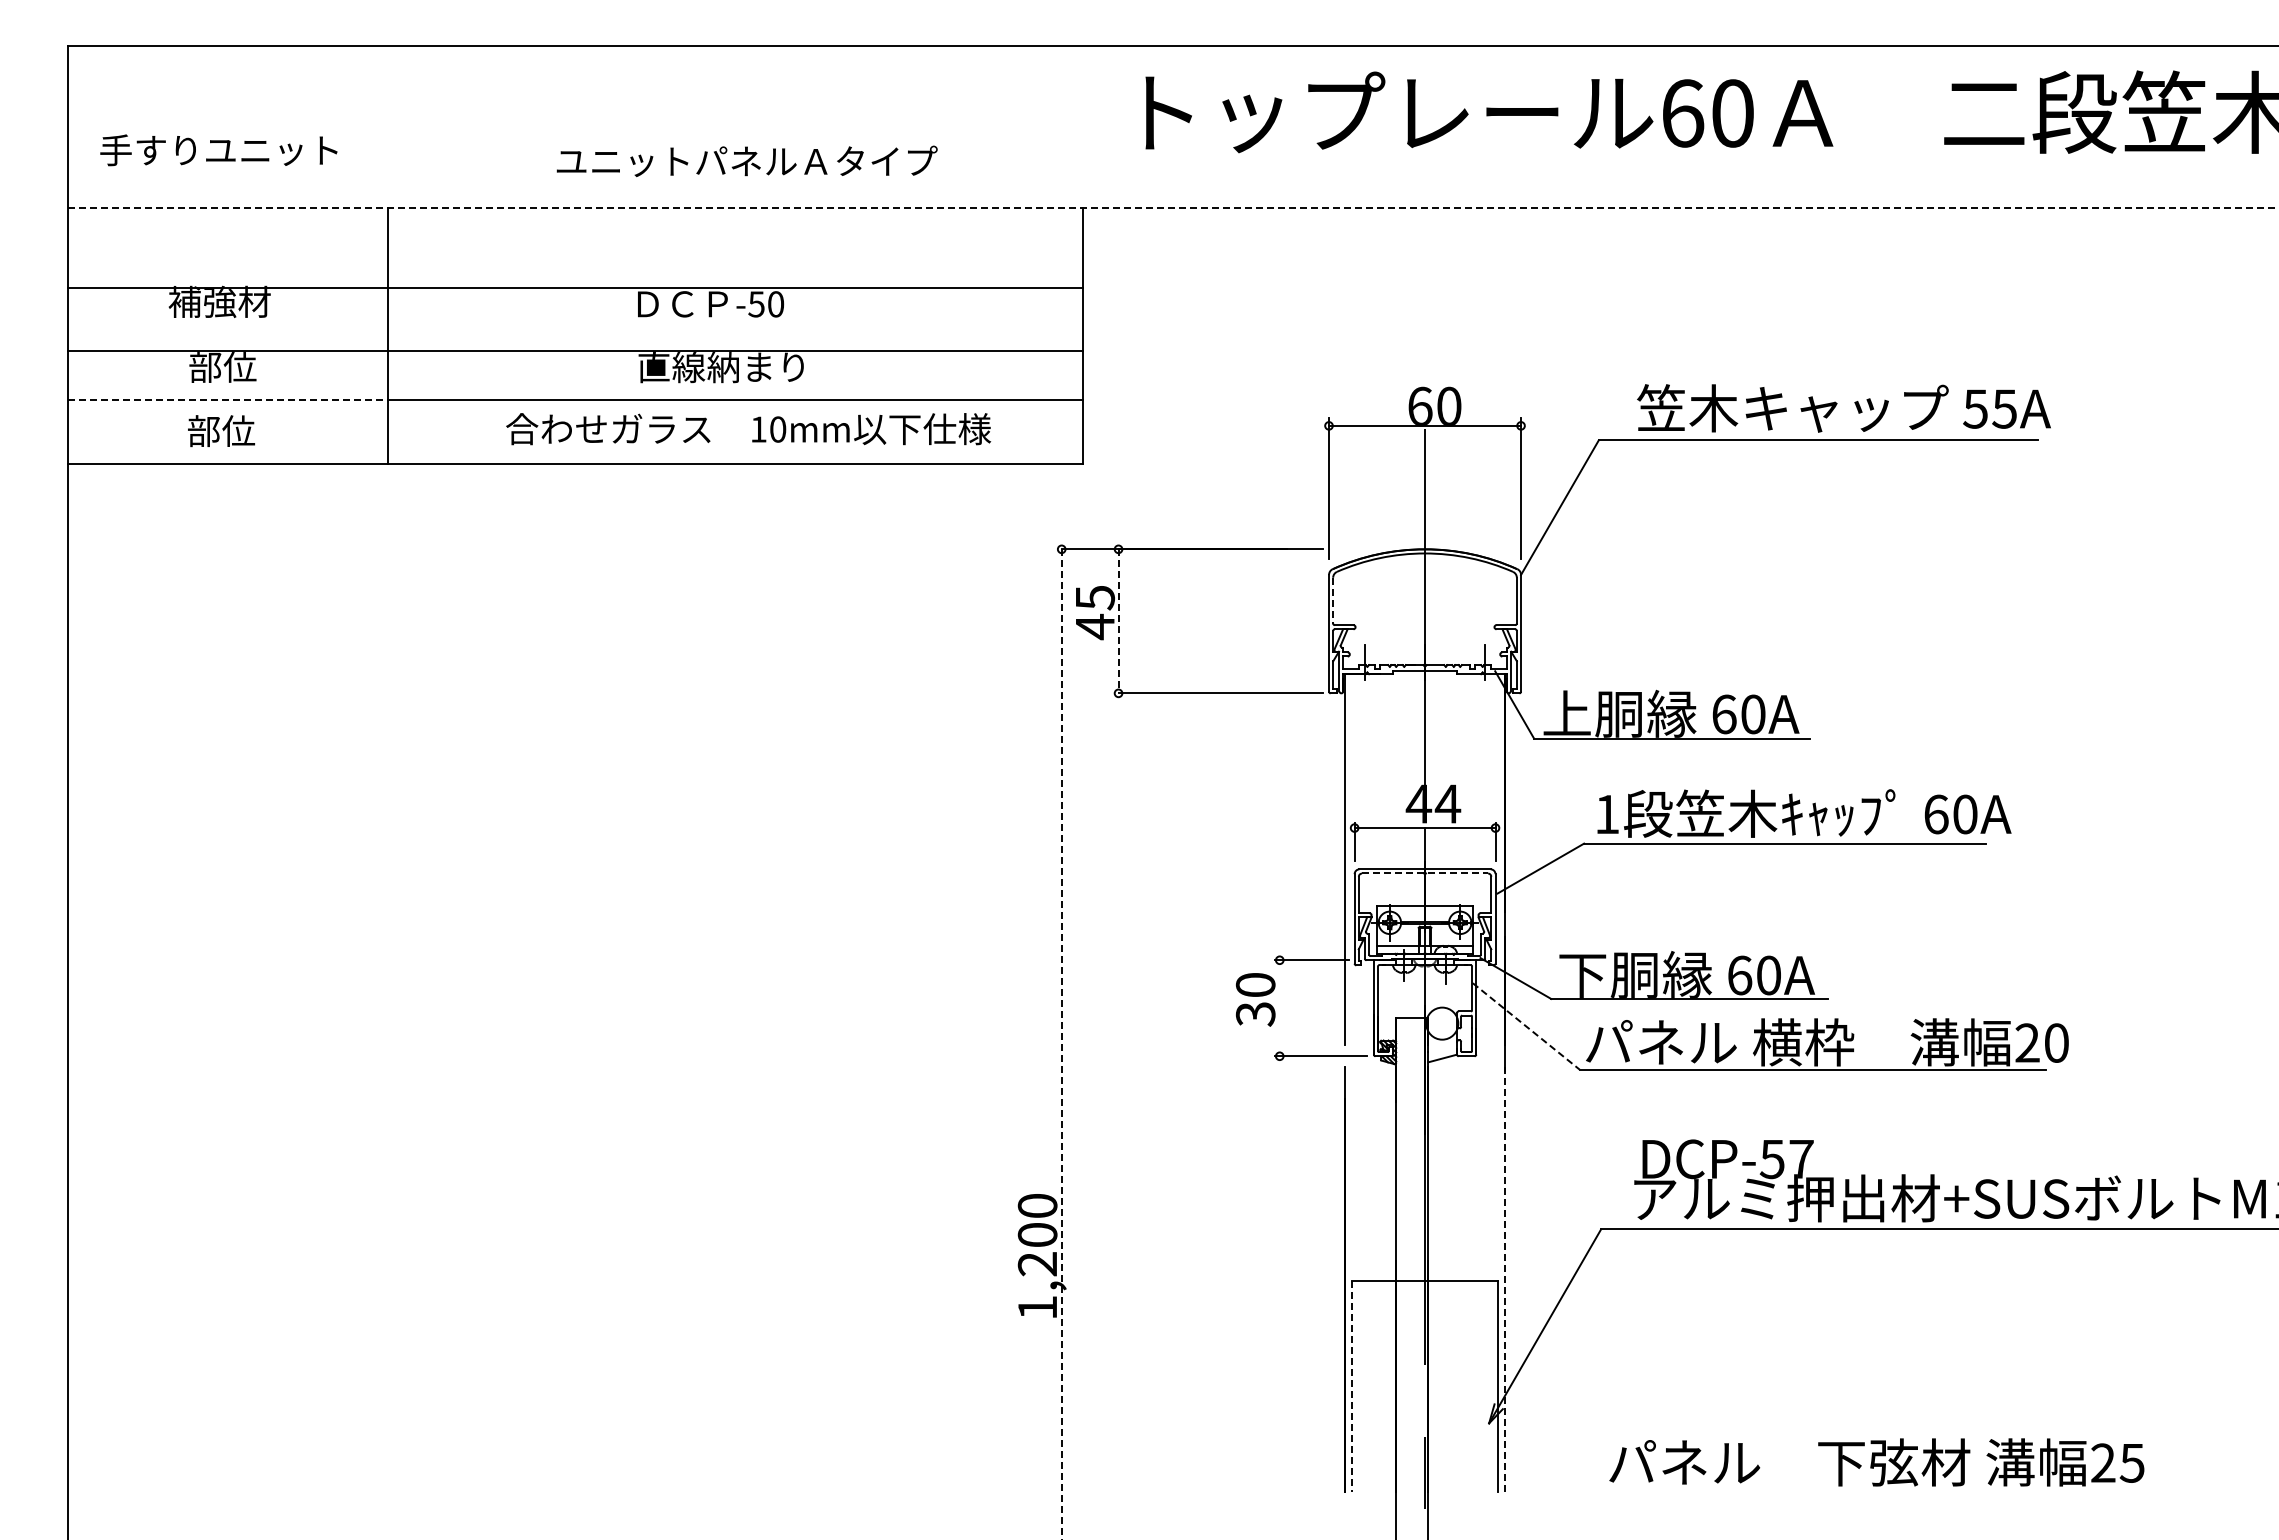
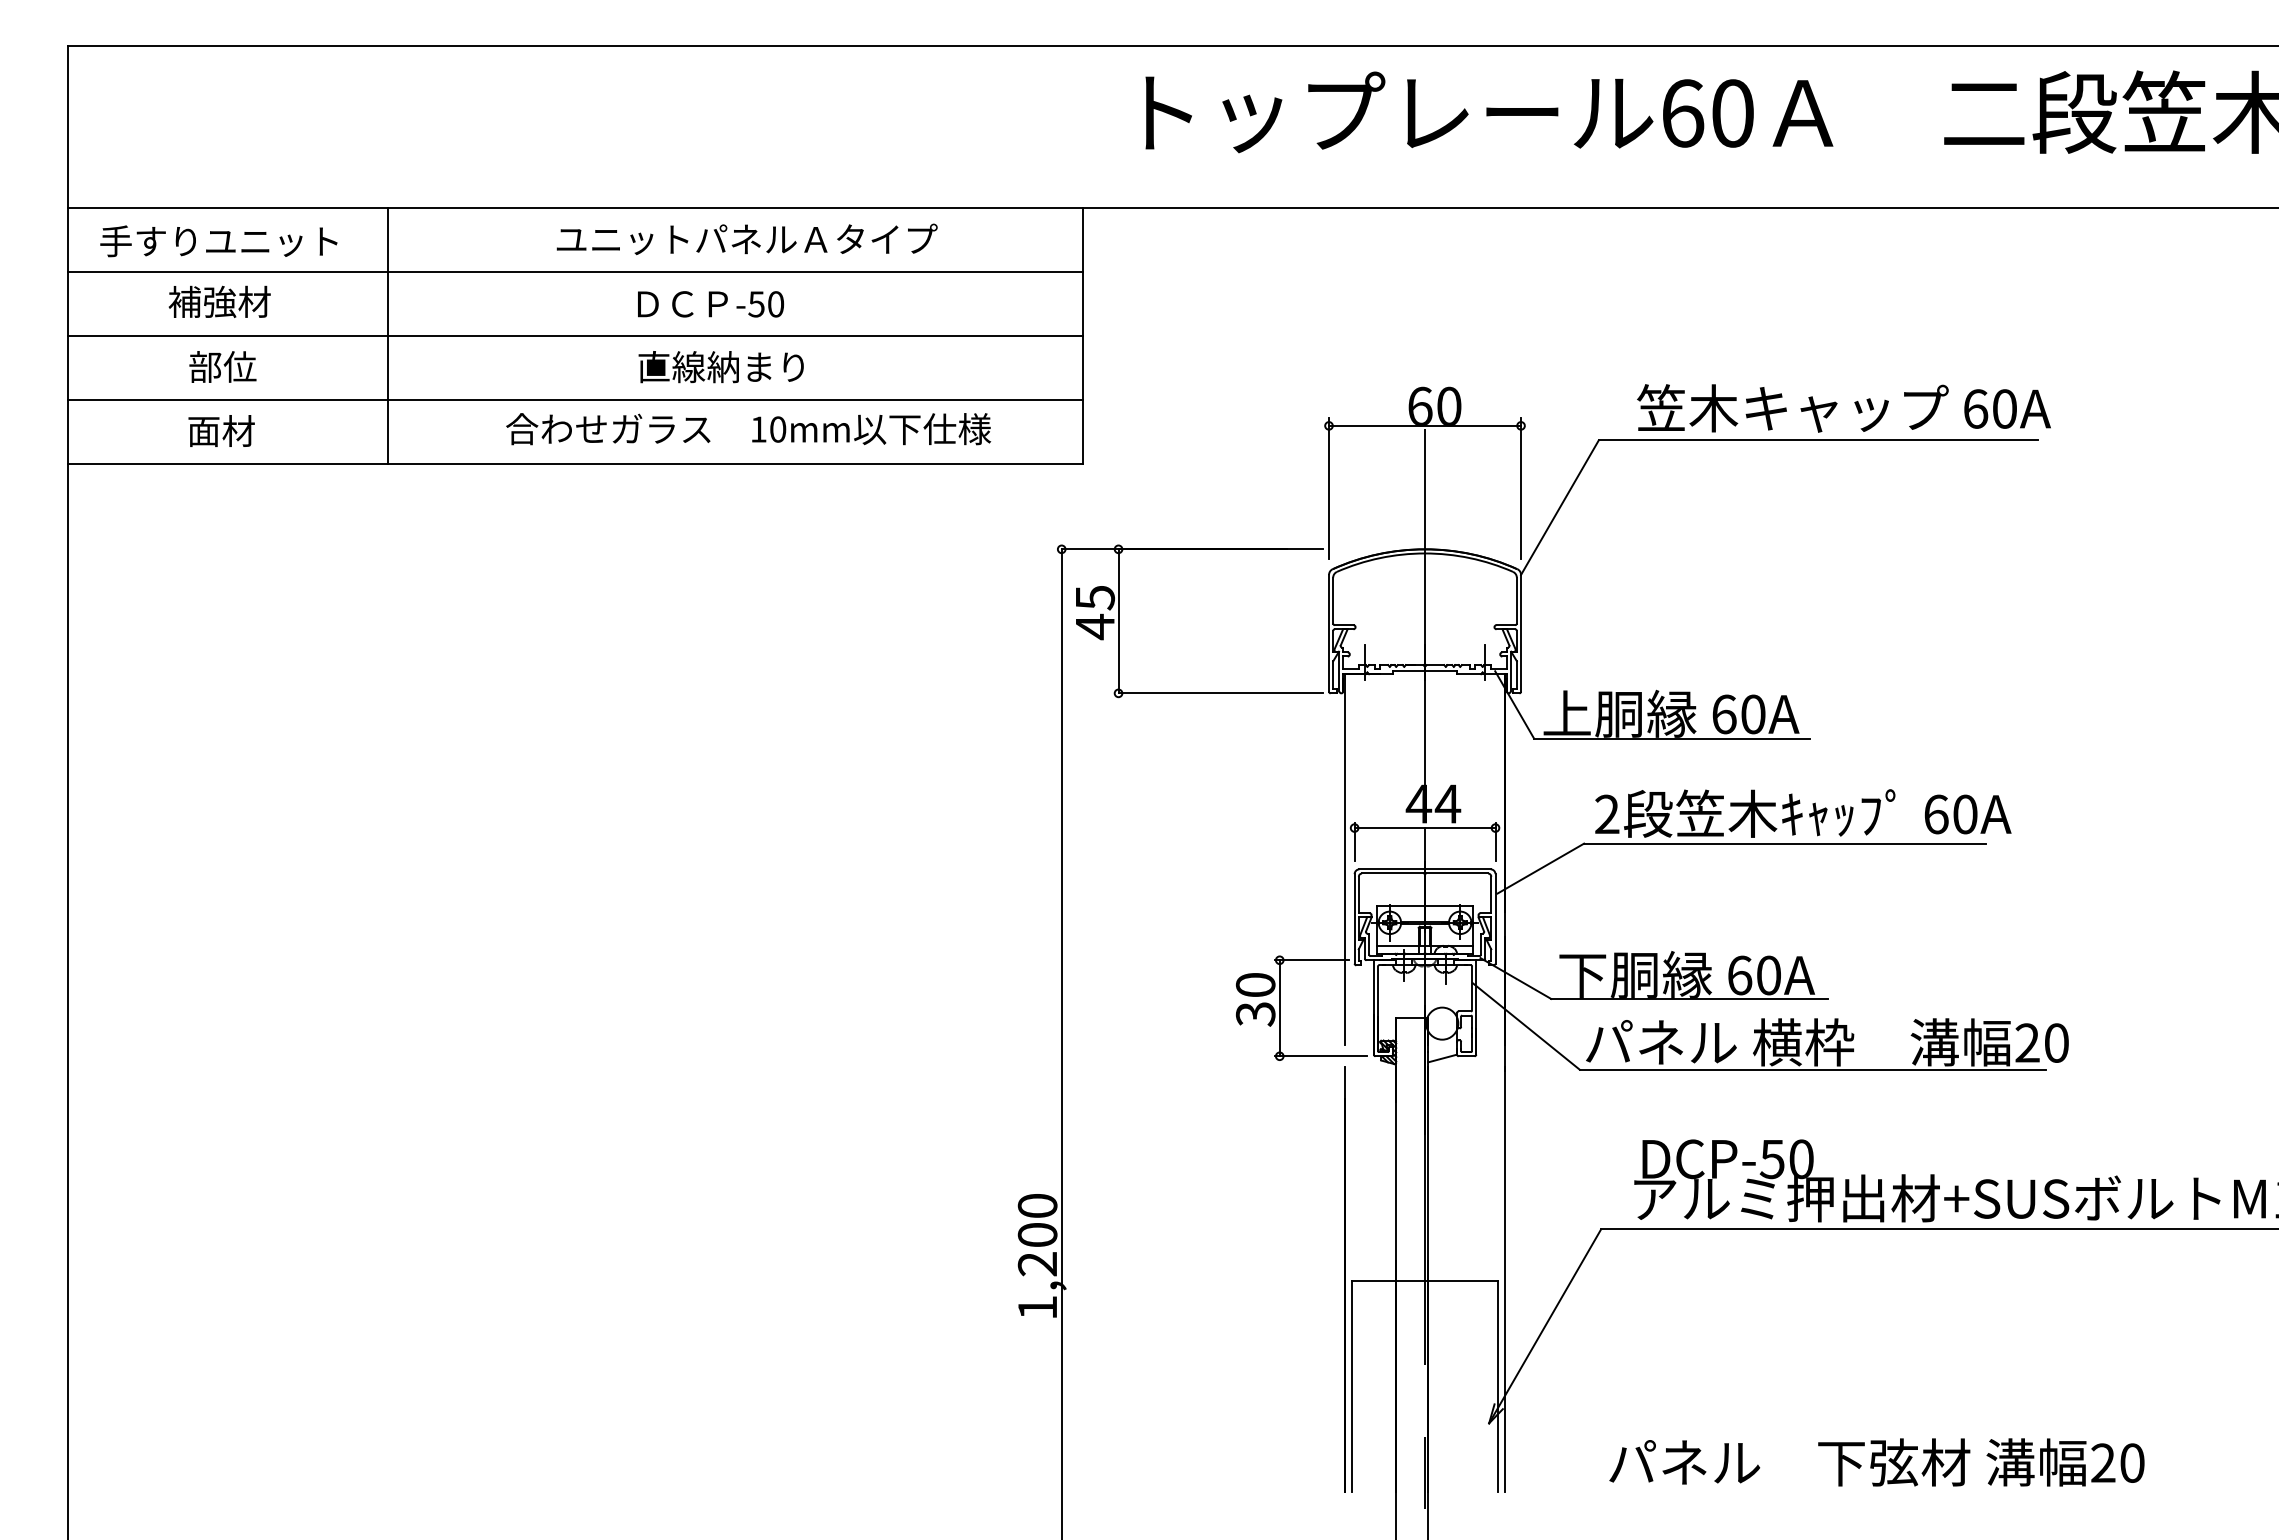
text position: (218, 150) -> (218, 241) (218, 241)
text position: (746, 160) -> (746, 238) (746, 238)
line: dashed -> solid (1173, 208)
line position: (575, 288) -> (575, 272) (575, 272)
line position: (575, 351) -> (575, 336) (575, 336)
line: dashed -> solid (228, 400)
text: 55A -> 60A (1989, 408)
text: 部位 -> 面材 (221, 431)
line: dashed -> solid (1333, 600)
line: dashed -> solid (1118, 621)
text: 1 -> 2 (1607, 813)
line: dashed -> solid (1425, 873)
line: none -> present (1279, 1008)
line: dashed -> solid (1526, 1026)
line: dashed -> solid (1061, 1045)
text: DCP-57 -> DCP-50 (1801, 1159)
line: dashed -> solid (1505, 1278)
line: dashed -> solid (1352, 1386)
text: 25 -> 20 (2131, 1462)
